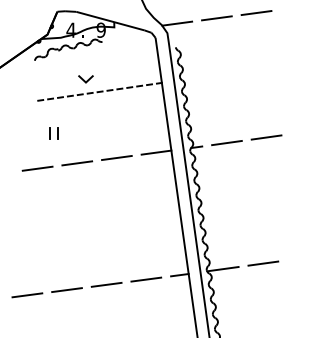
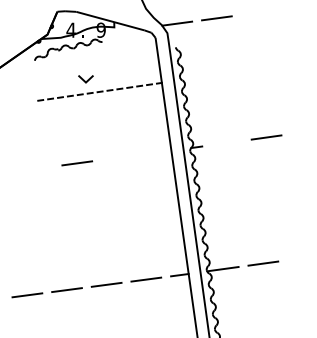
line: present -> none (256, 13)
part: present -> none (53, 133)
line: present -> none (226, 143)
line: present -> none (156, 152)
line: present -> none (116, 157)
line: present -> none (37, 168)
